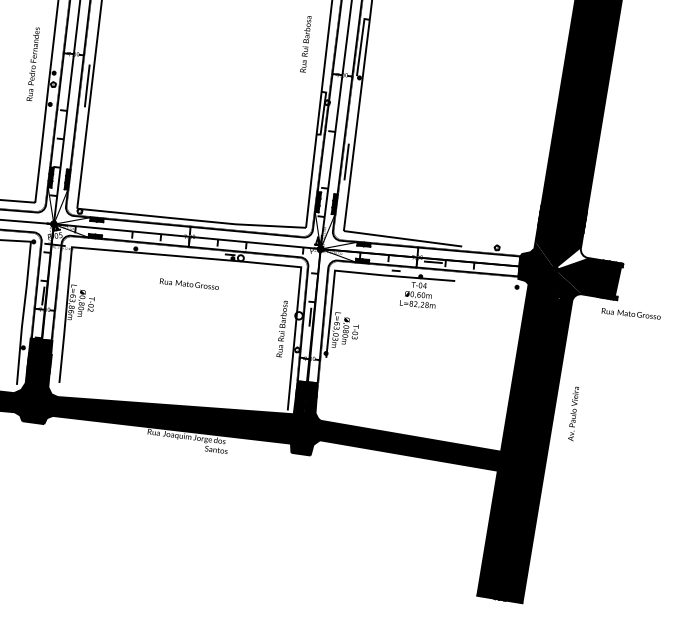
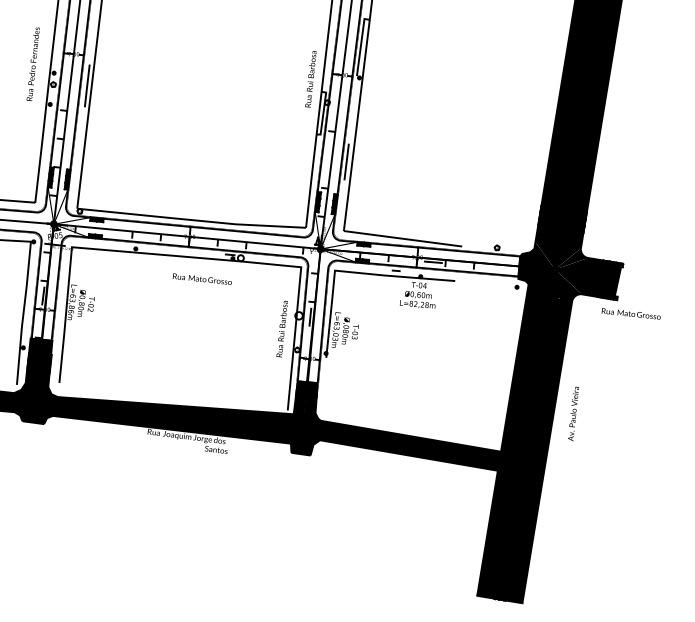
text position: (305, 44) -> (310, 79) (310, 79)
fill: none -> present (572, 258)
text position: (188, 283) -> (201, 278) (201, 278)
